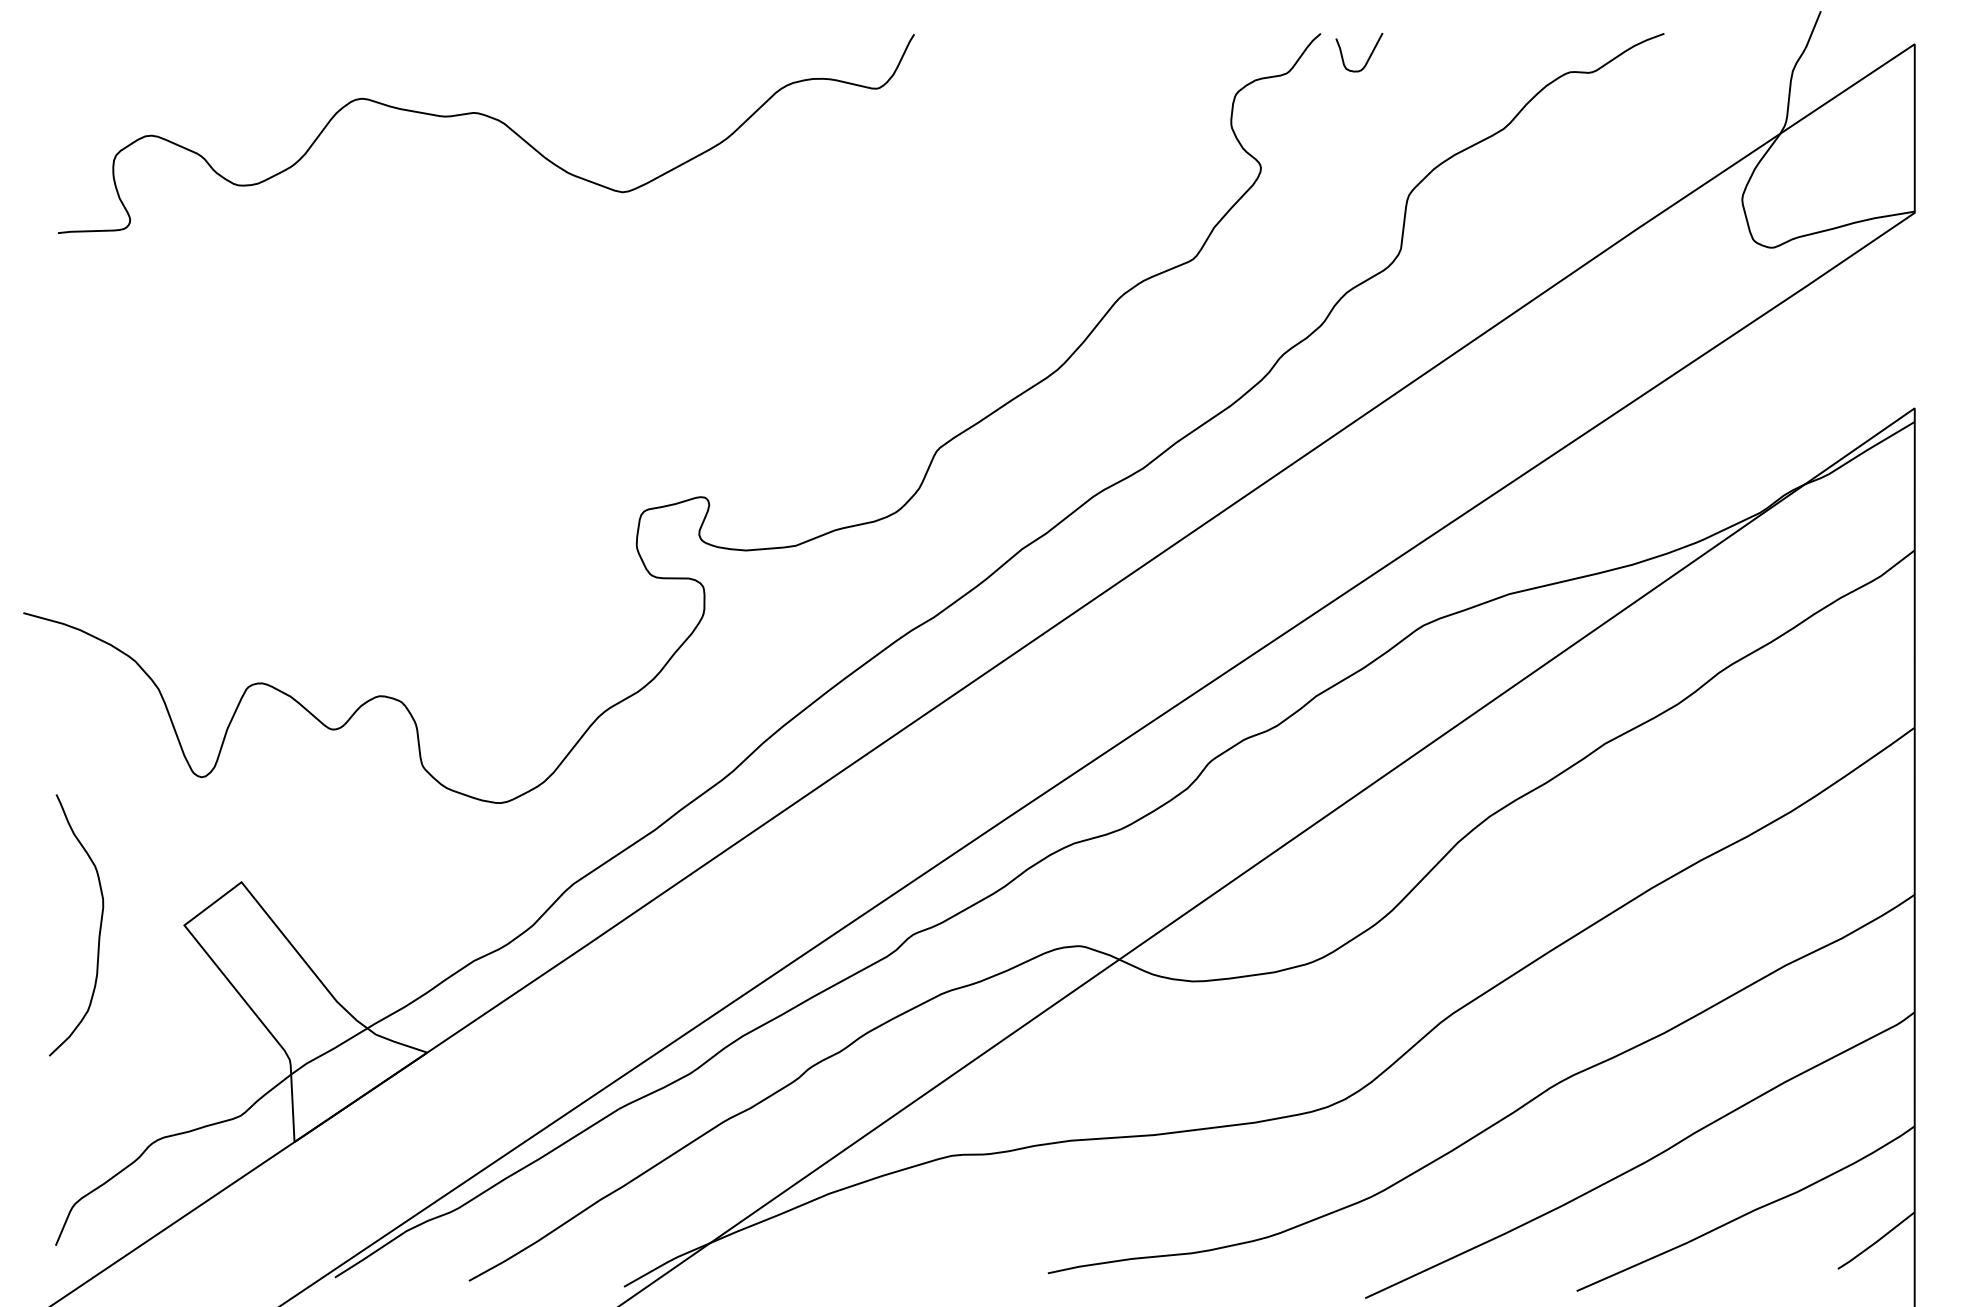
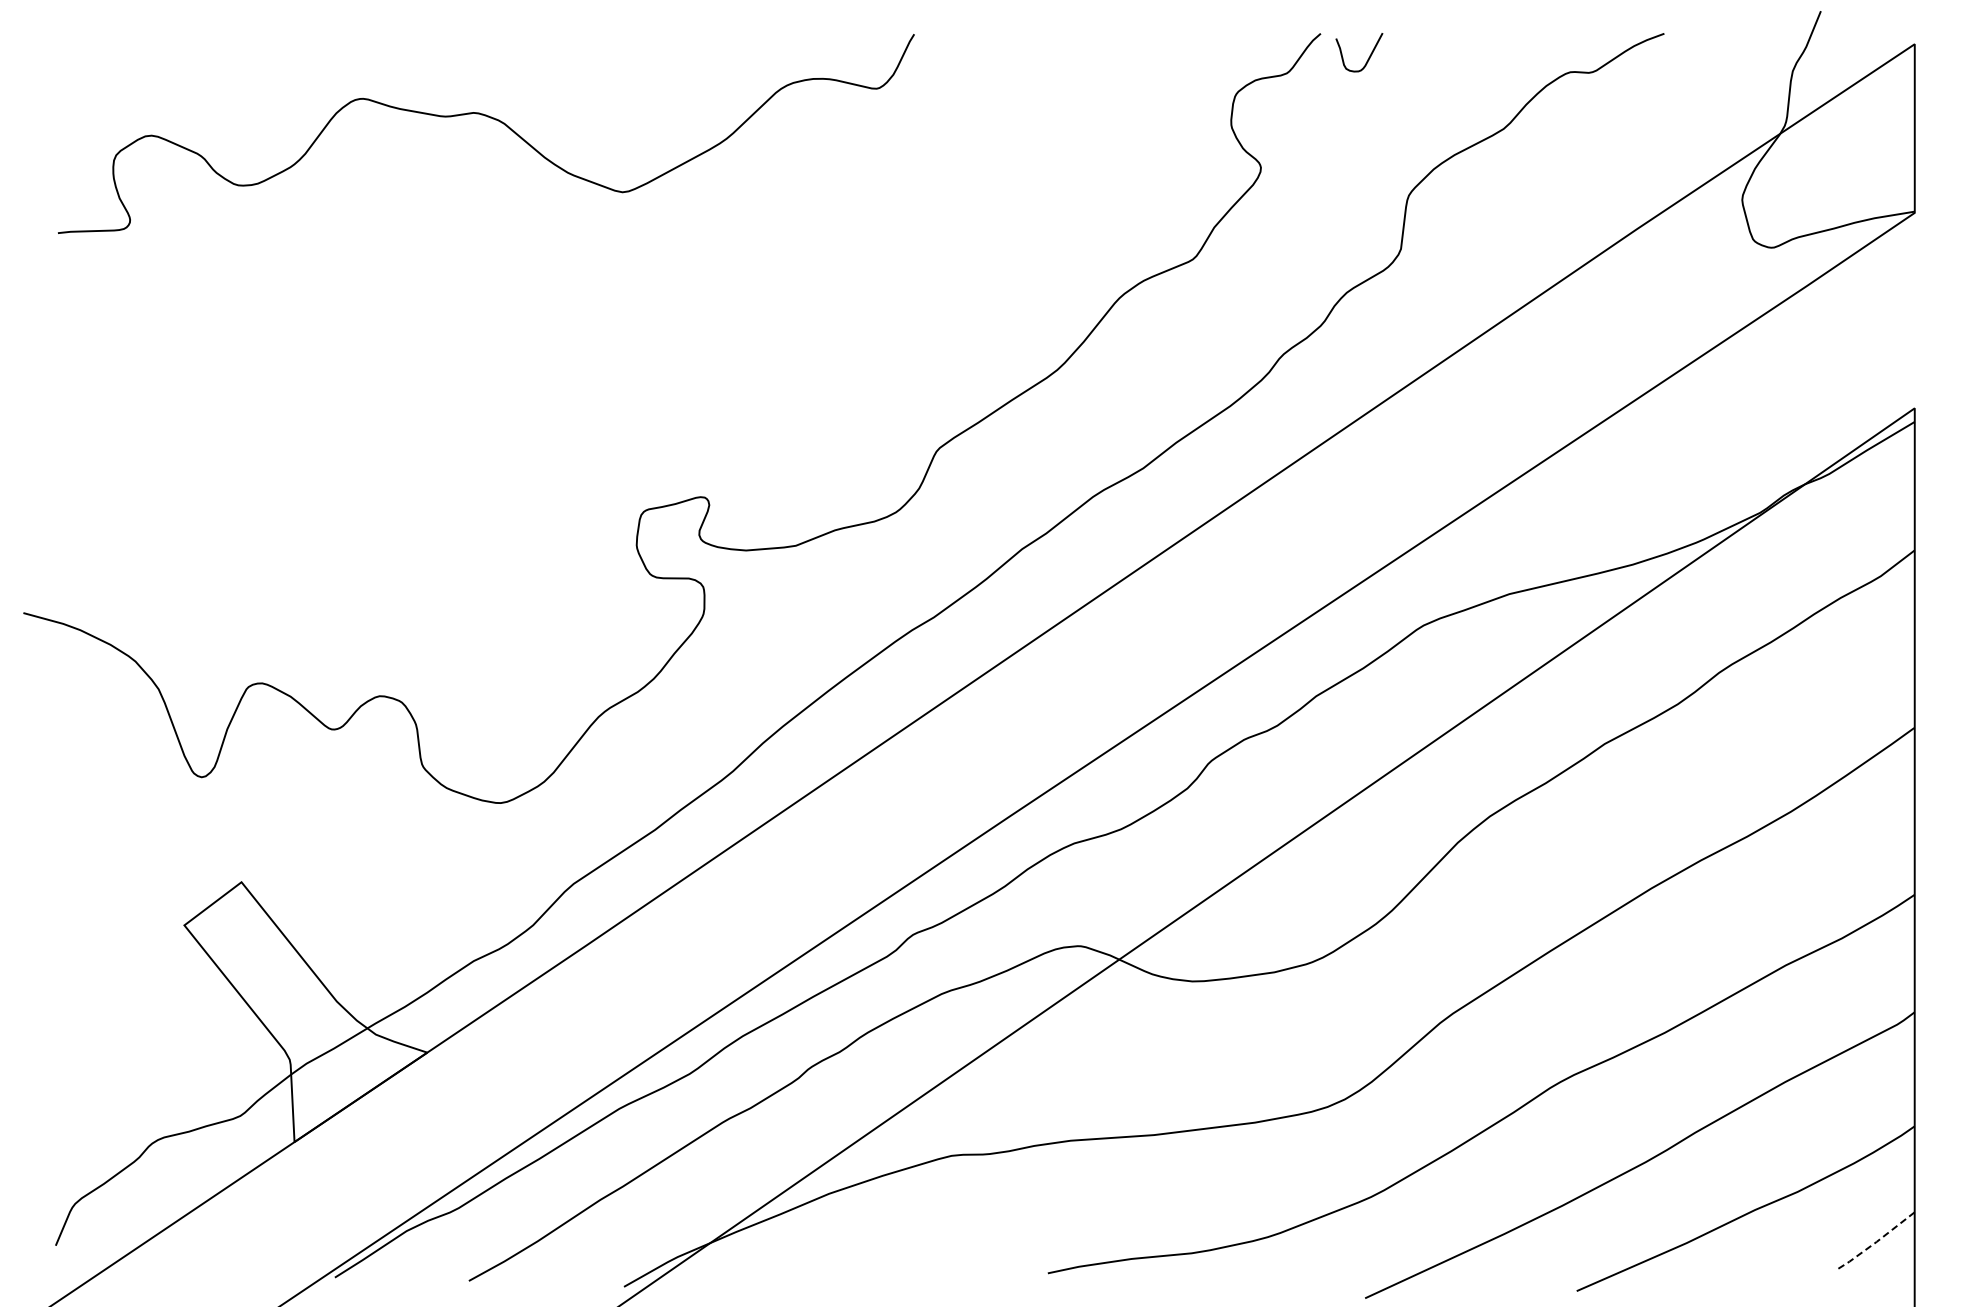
curve: present -> none (99, 926)
line: solid -> dashed (1876, 1241)
